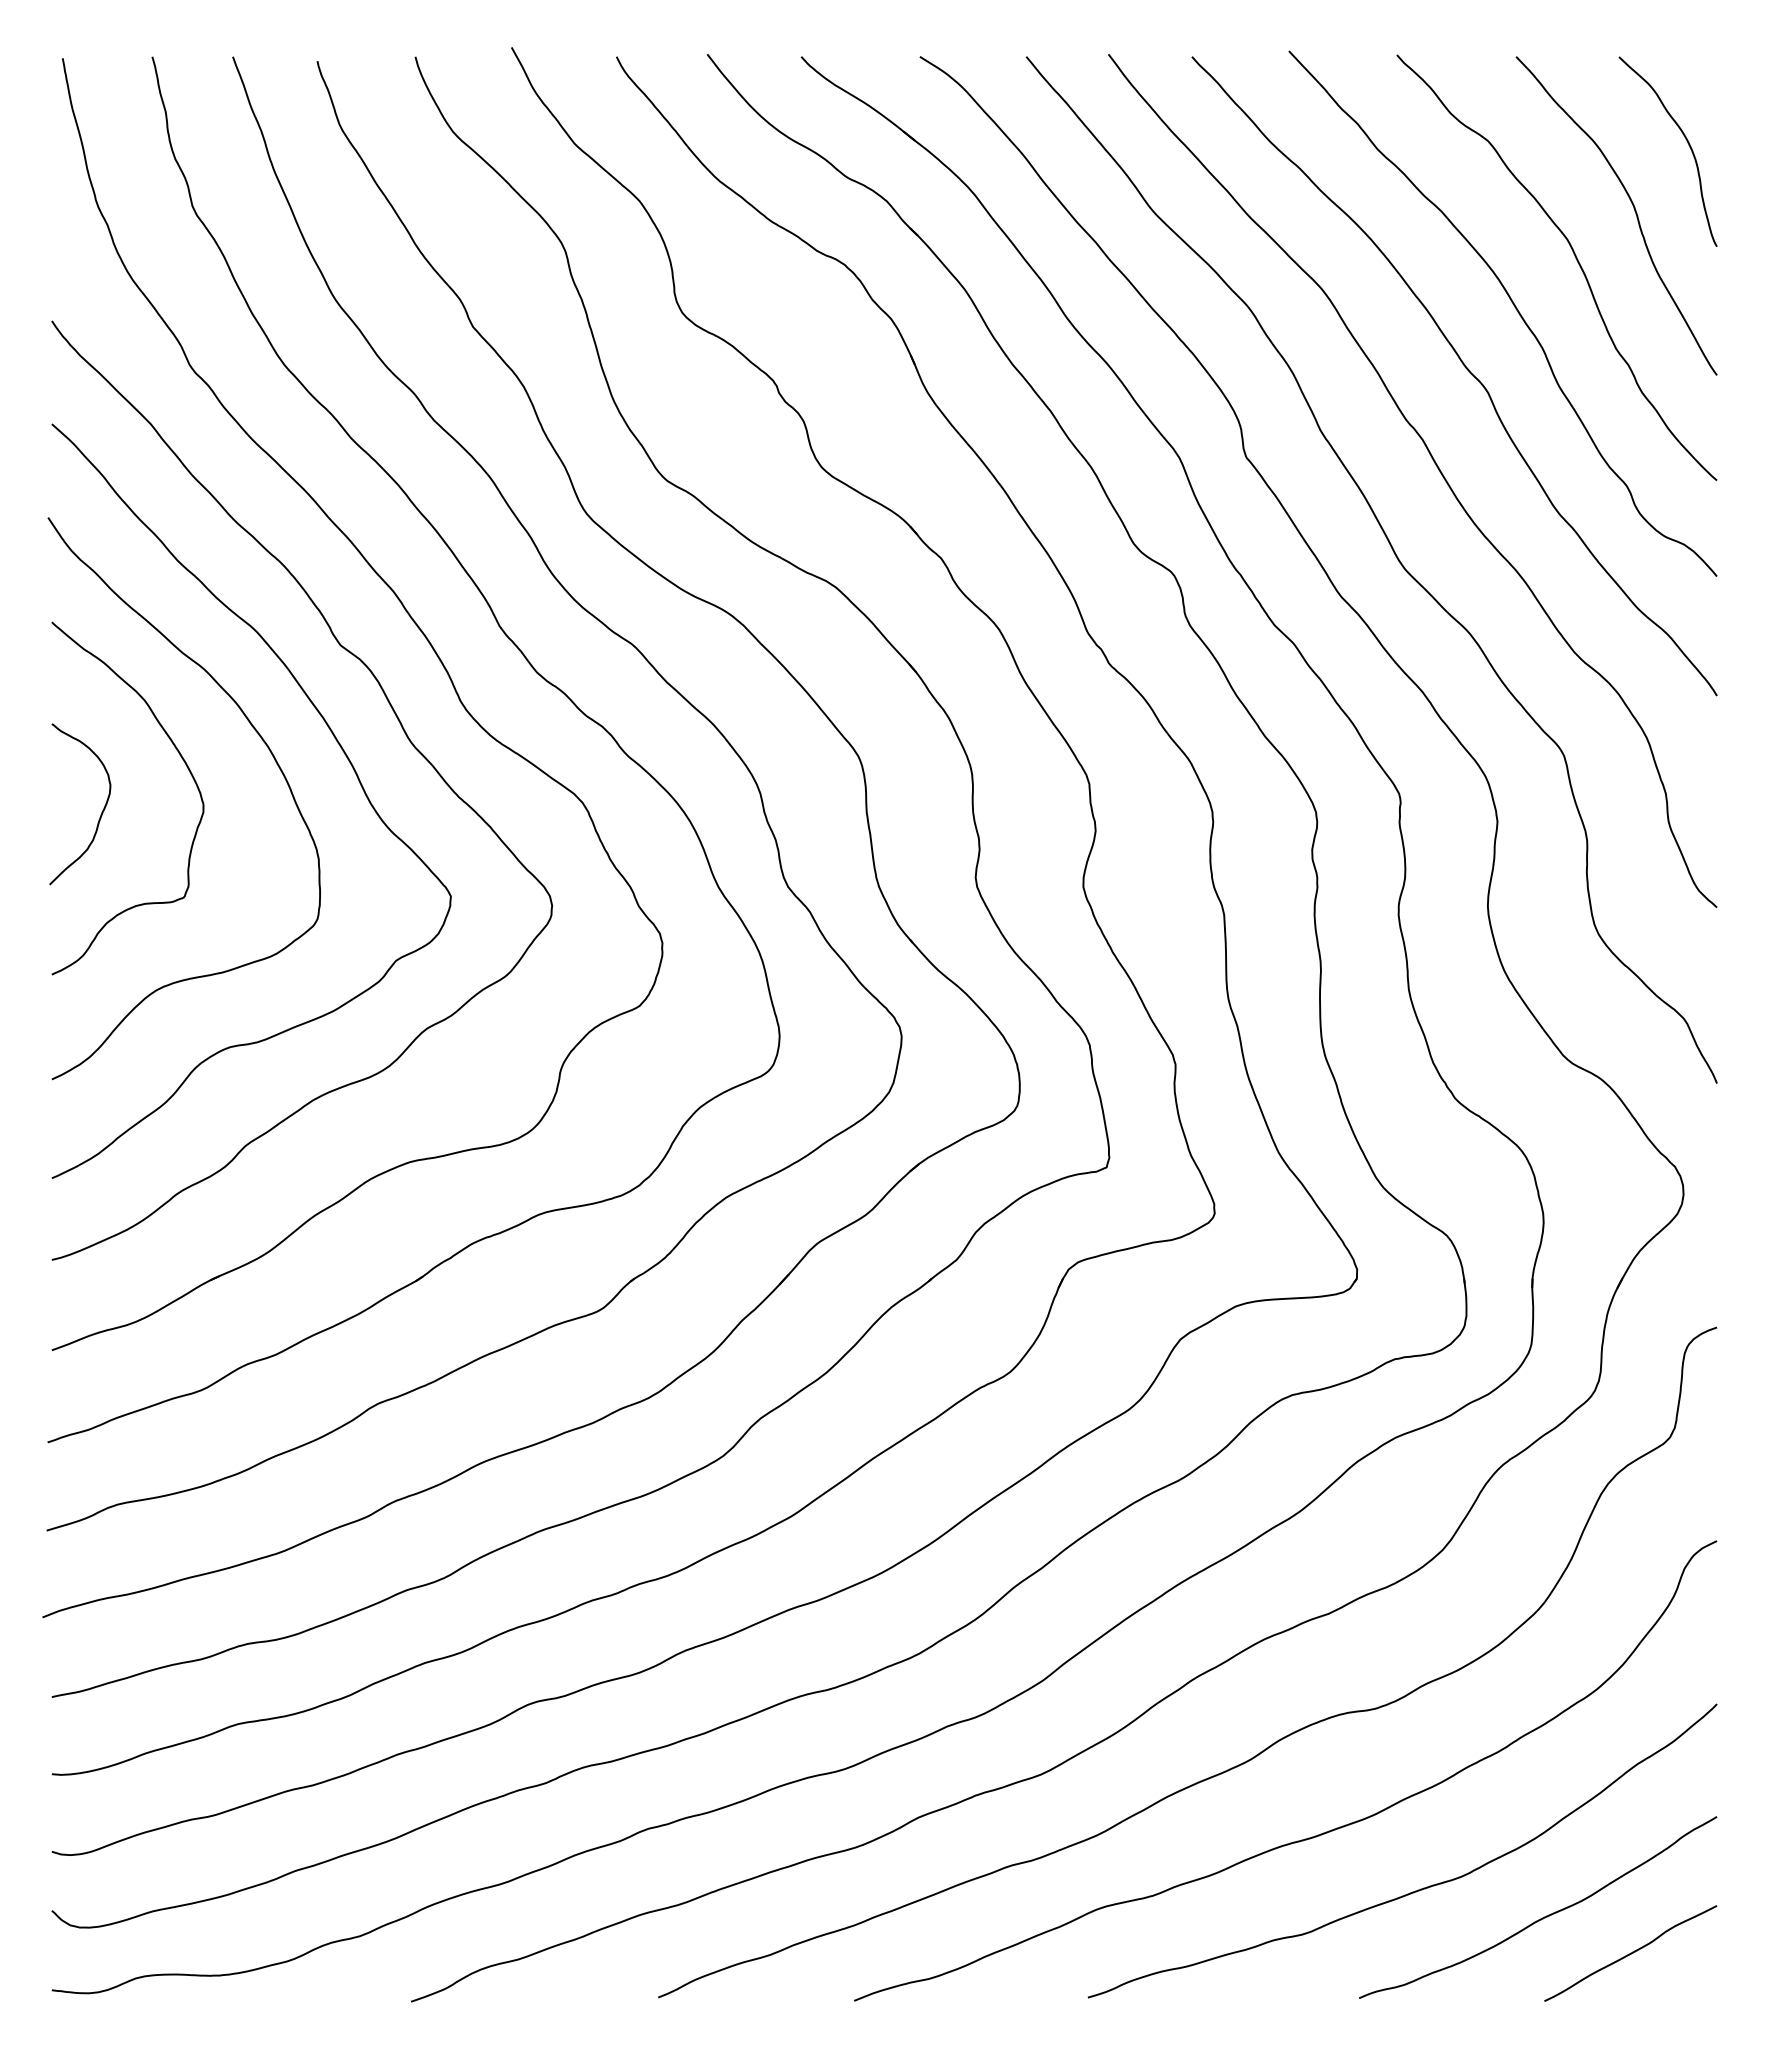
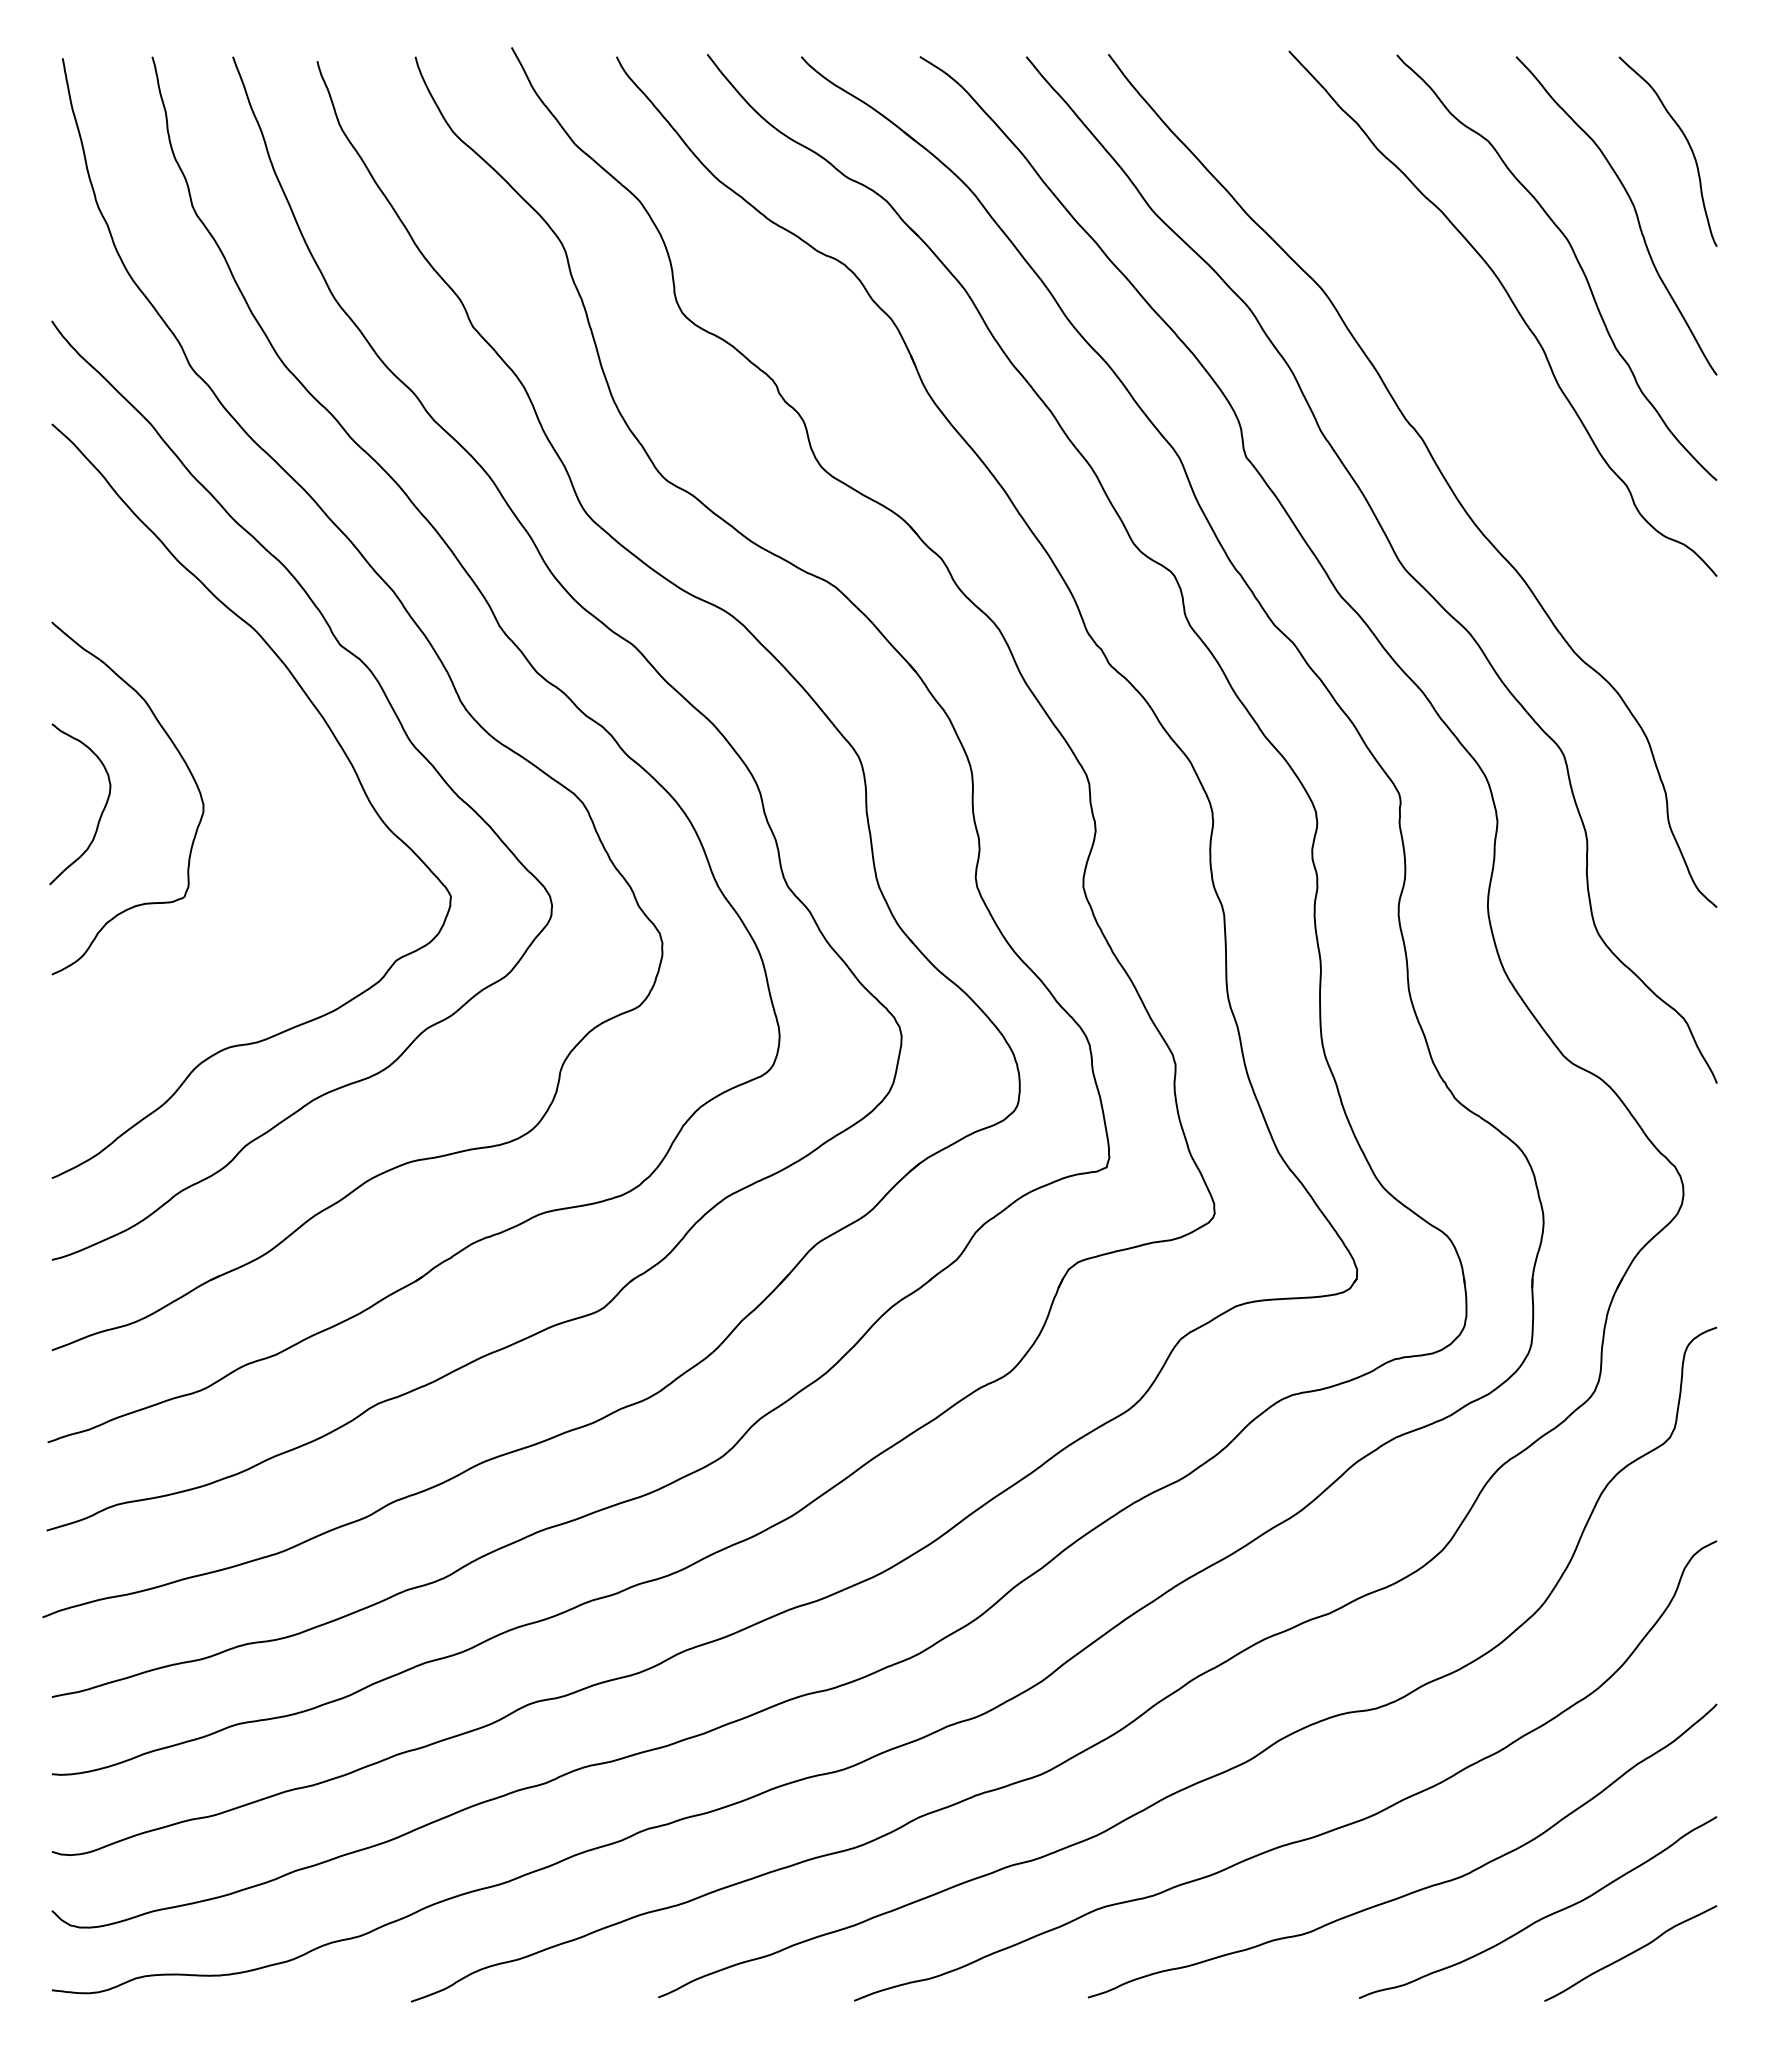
curve: present -> none (1465, 368)
curve: present -> none (263, 742)
